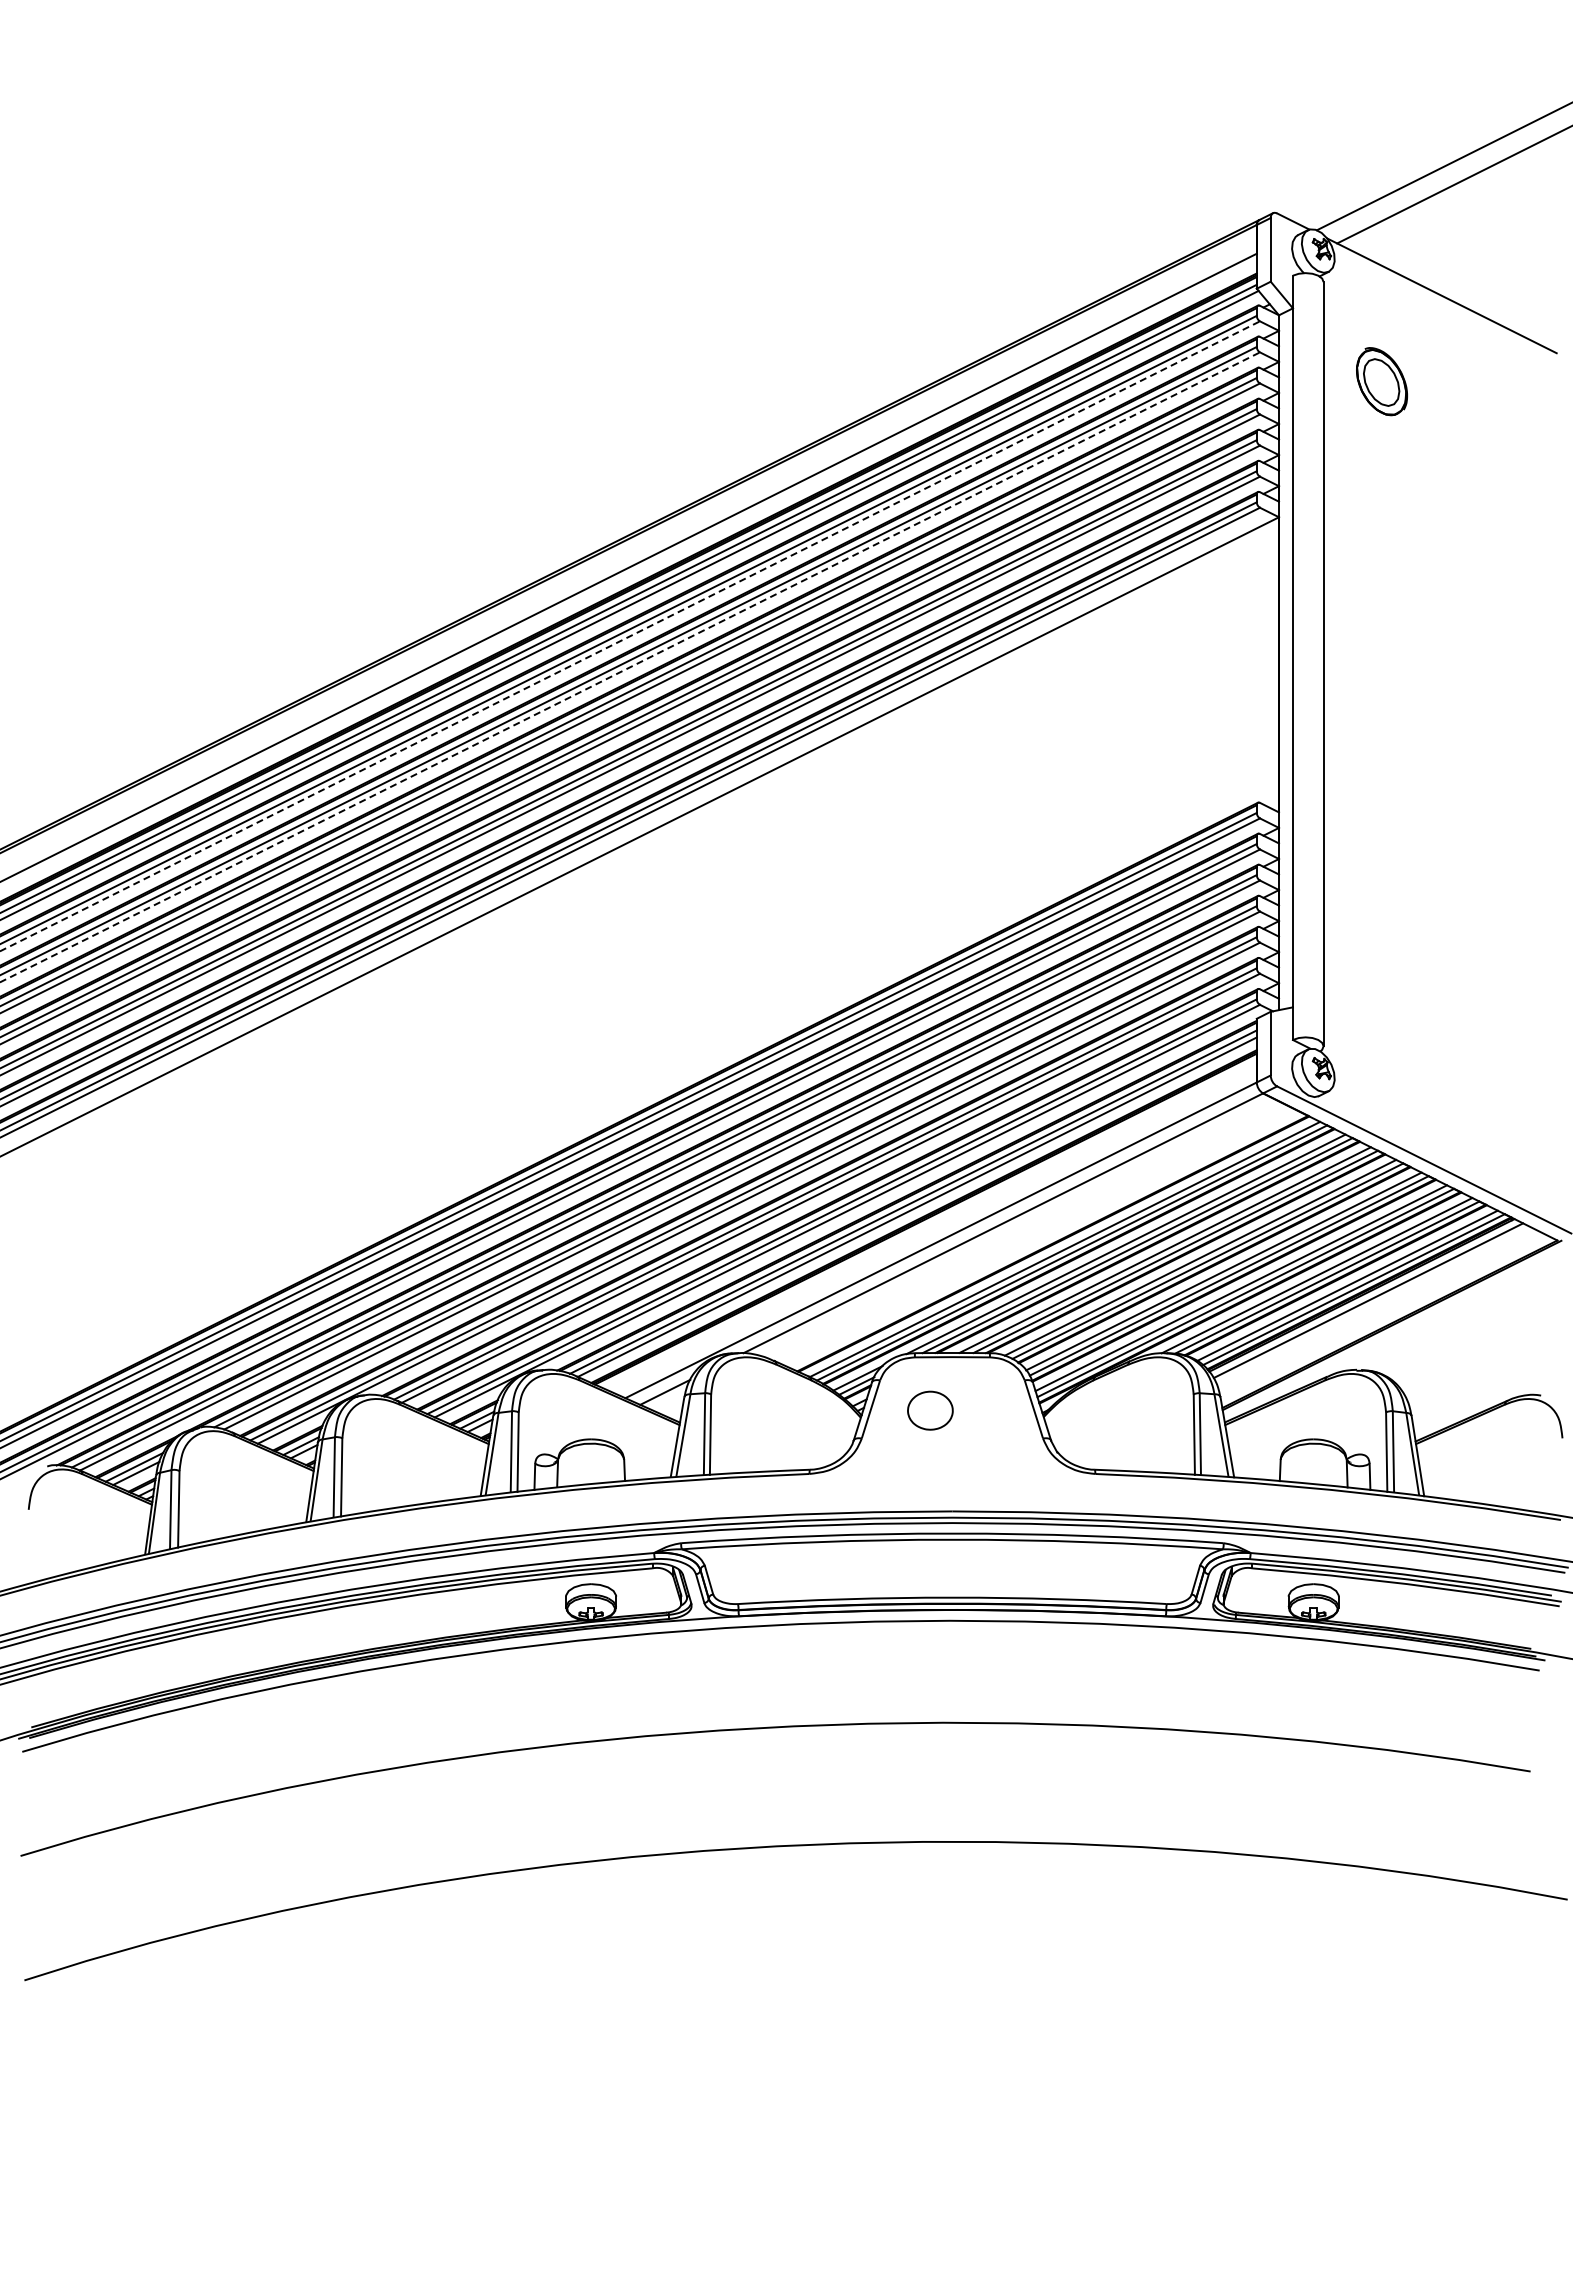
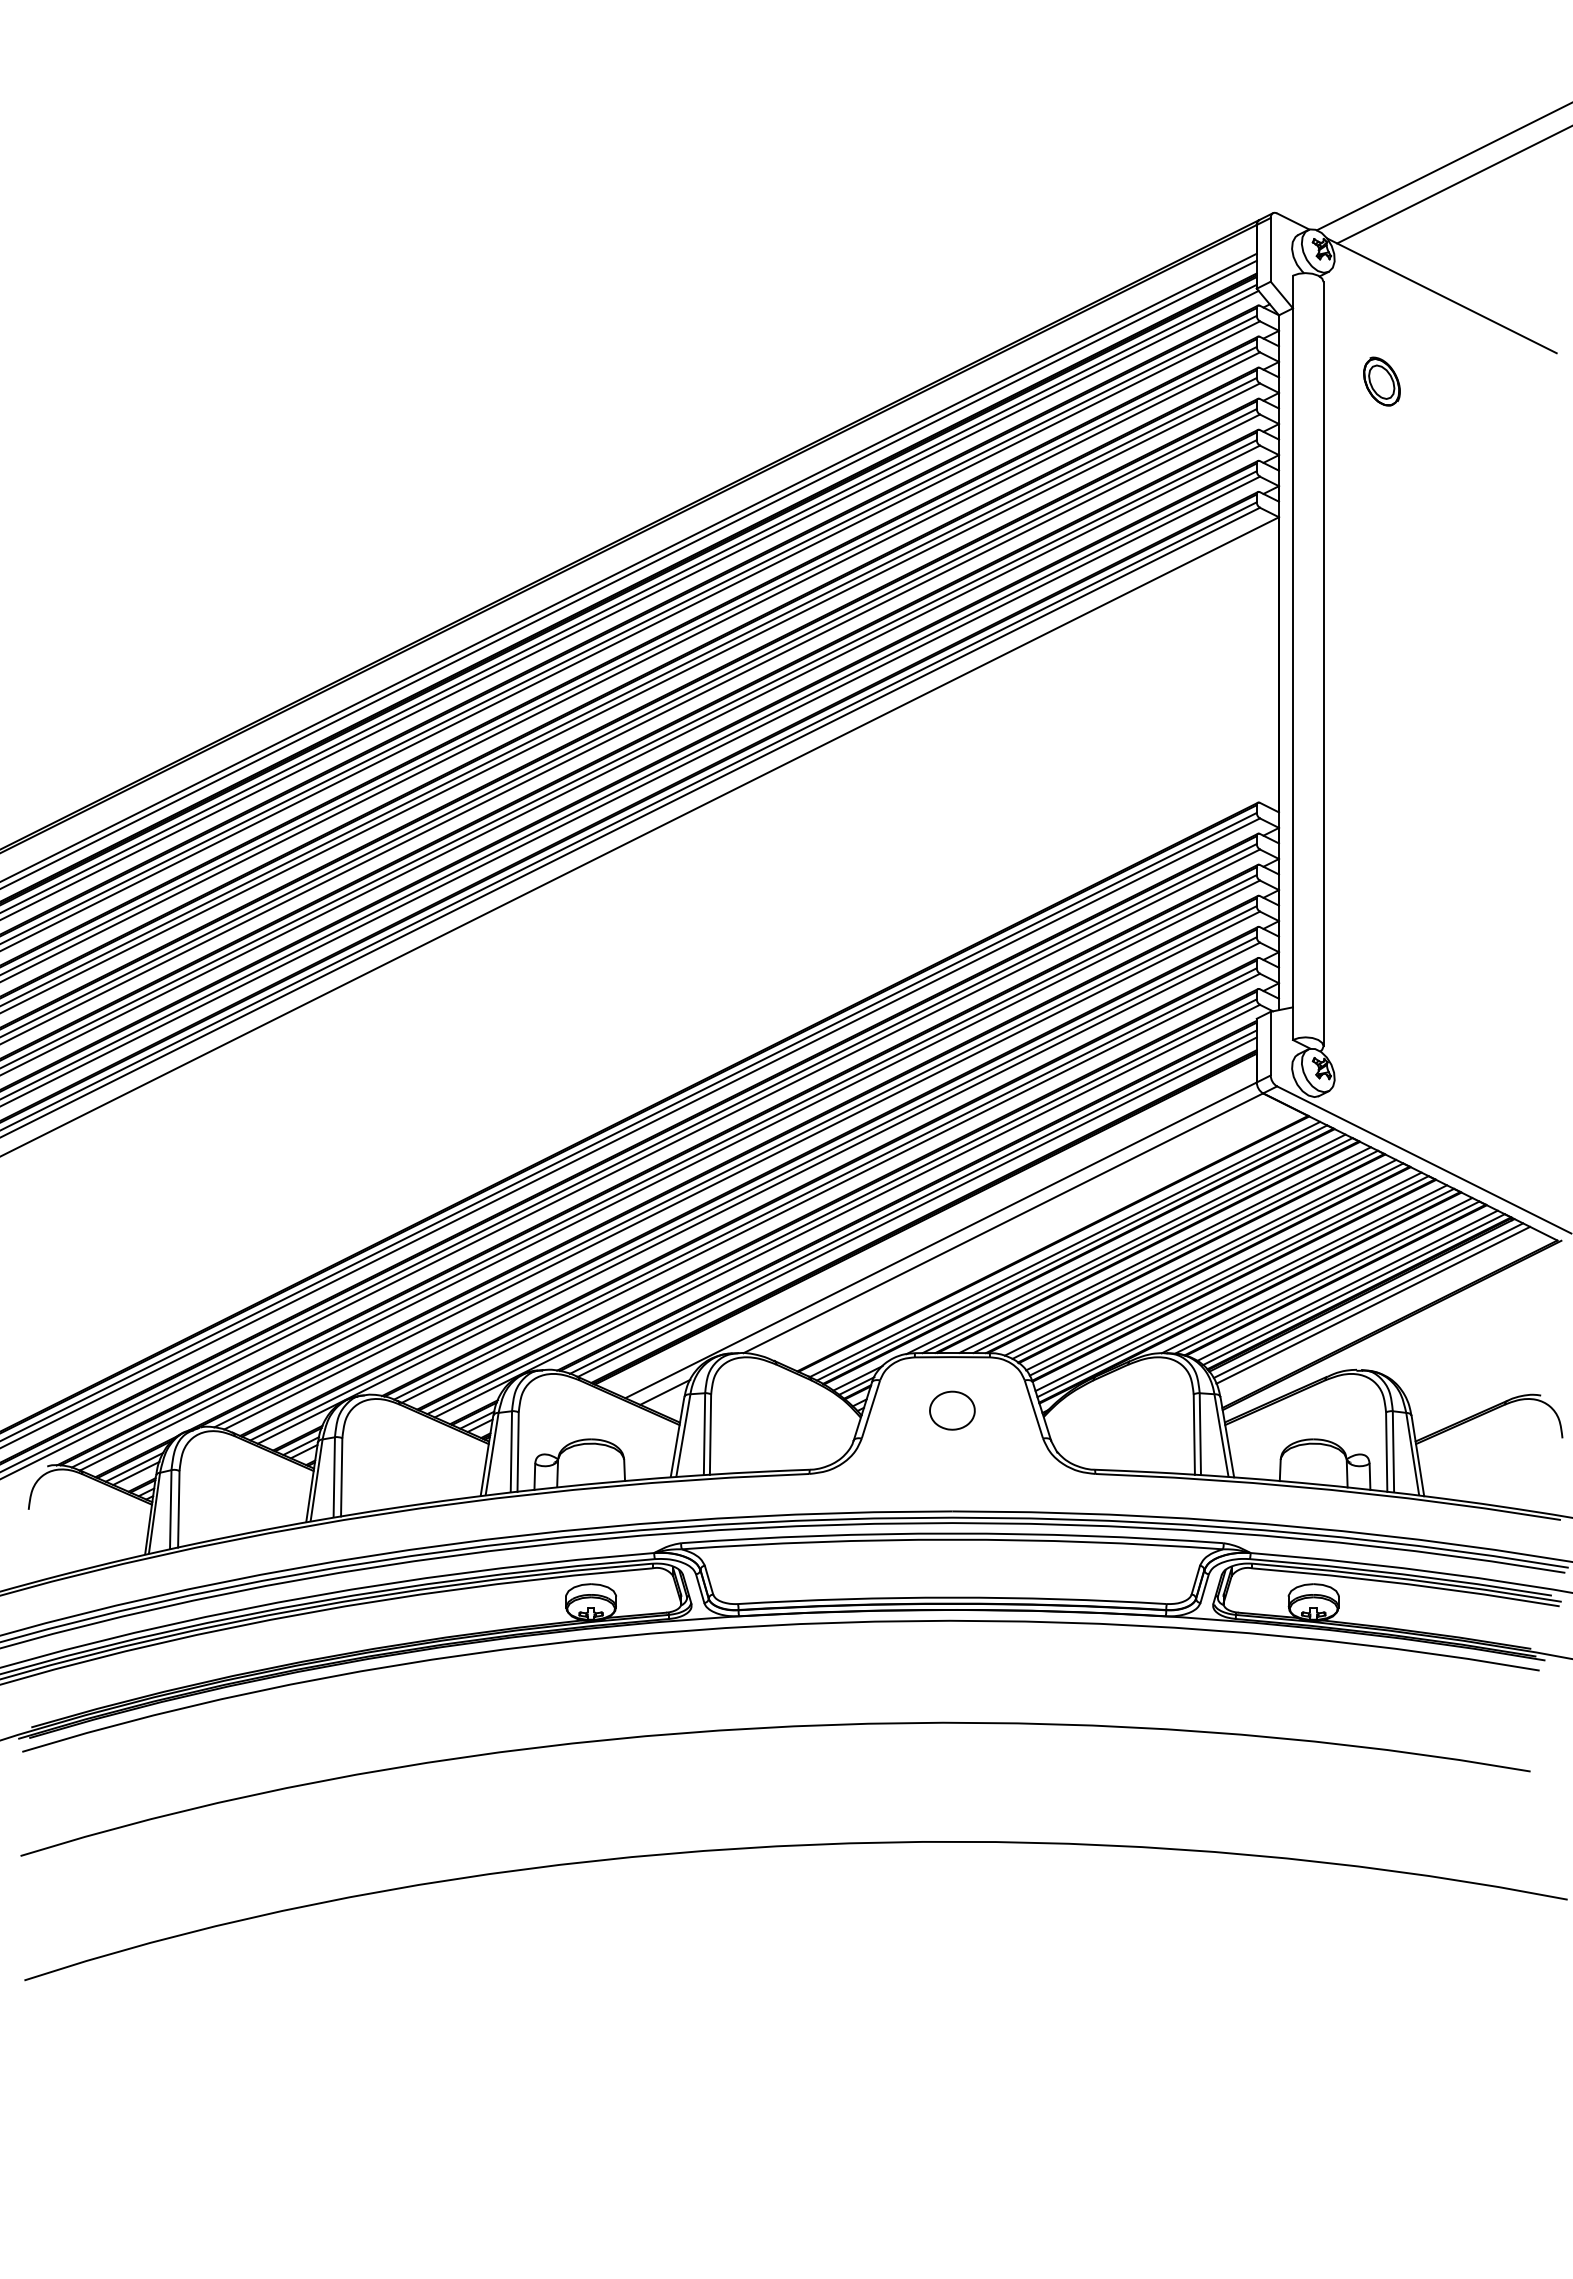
part size: 52x70 px -> 38x51 px (1381, 381)
line: none -> present (629, 573)
line: dashed -> solid (630, 636)
line: dashed -> solid (630, 667)
line: none -> present (1373, 1304)
part position: (930, 1410) -> (952, 1410) (952, 1410)
